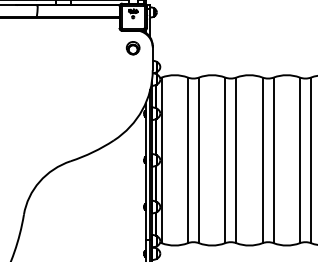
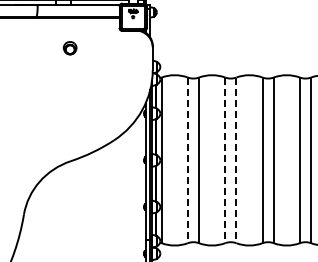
part position: (132, 48) -> (69, 48) (69, 48)
line: solid -> dashed (187, 160)
line: solid -> dashed (225, 160)
line: solid -> dashed (236, 160)
